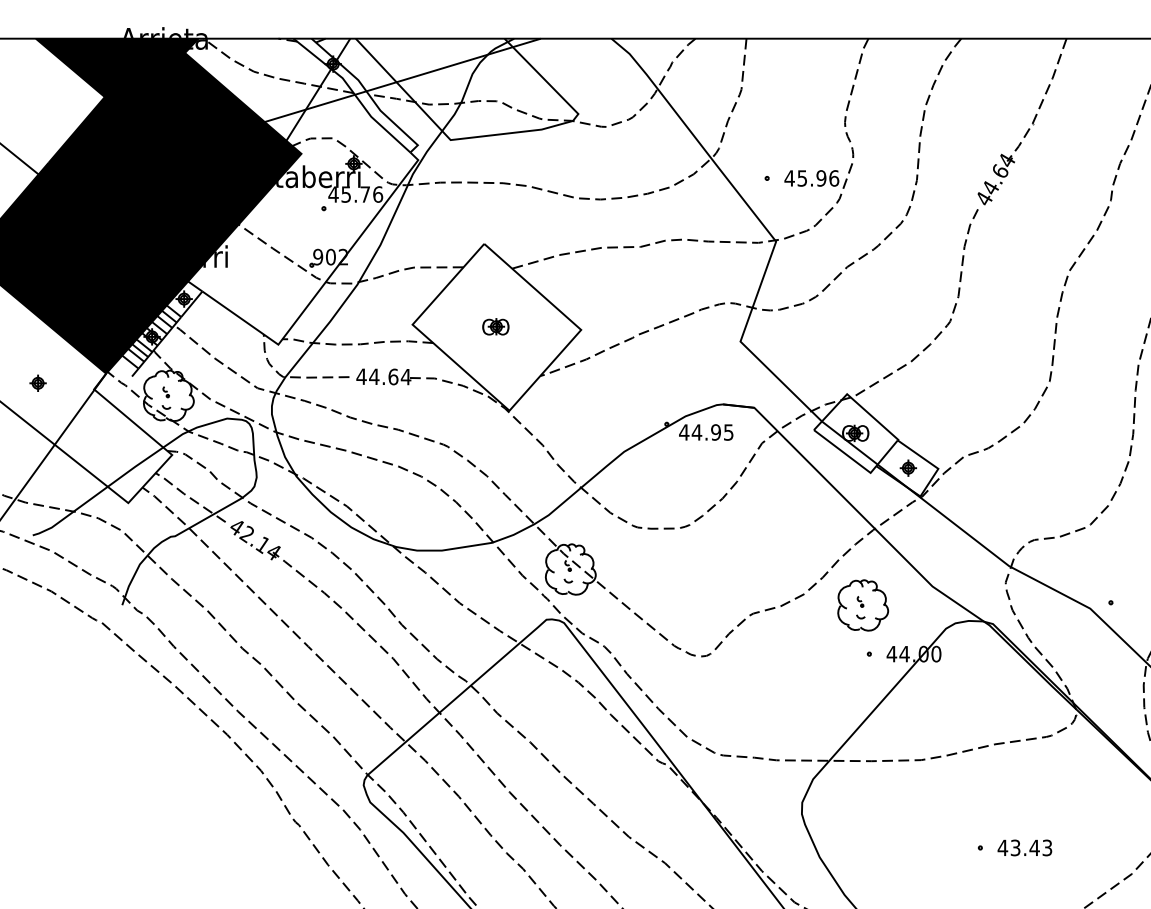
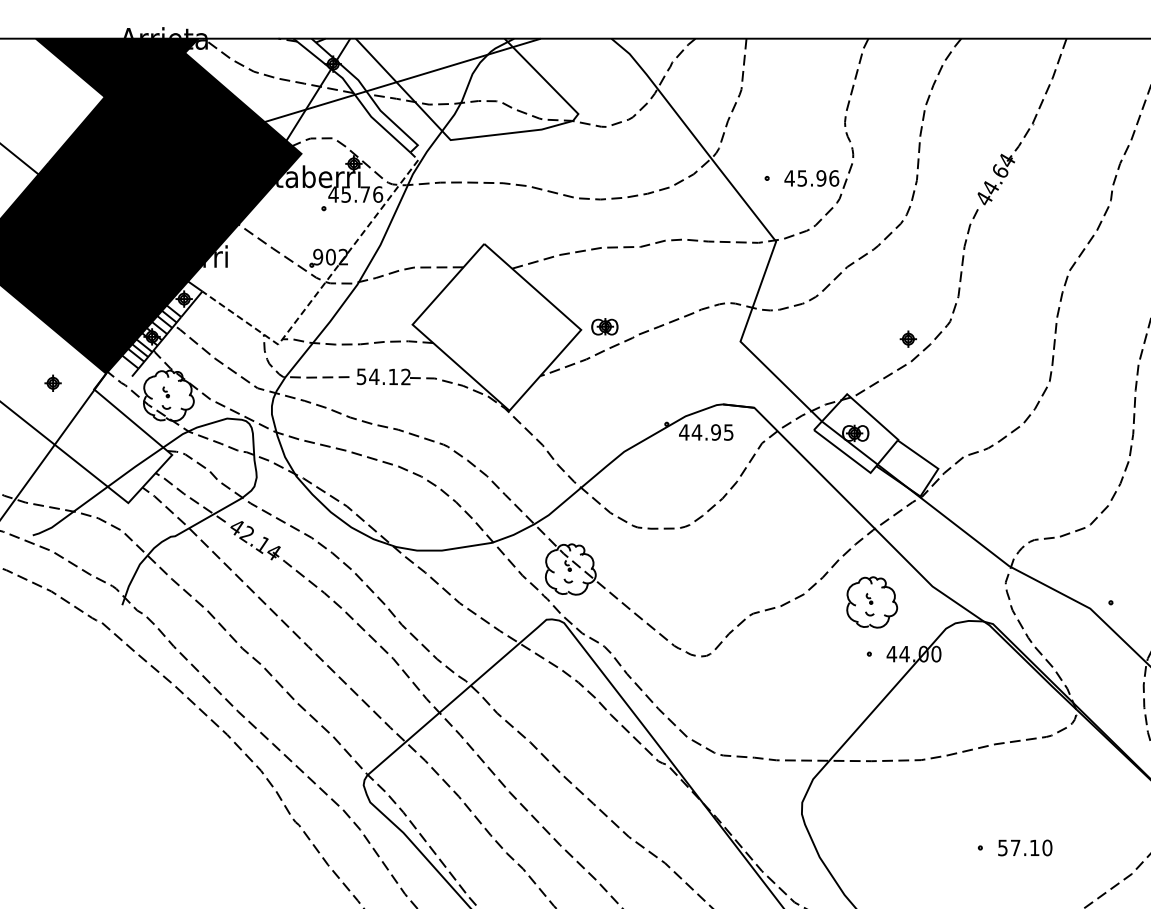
line: solid -> dashed (323, 285)
part position: (495, 326) -> (604, 326) (604, 326)
text: 44.64 -> 54.12 (383, 376)
part position: (37, 382) -> (52, 382) (52, 382)
part position: (907, 467) -> (907, 338) (907, 338)
part position: (863, 605) -> (872, 602) (872, 602)
text: 43.43 -> 57.10 (1024, 847)
